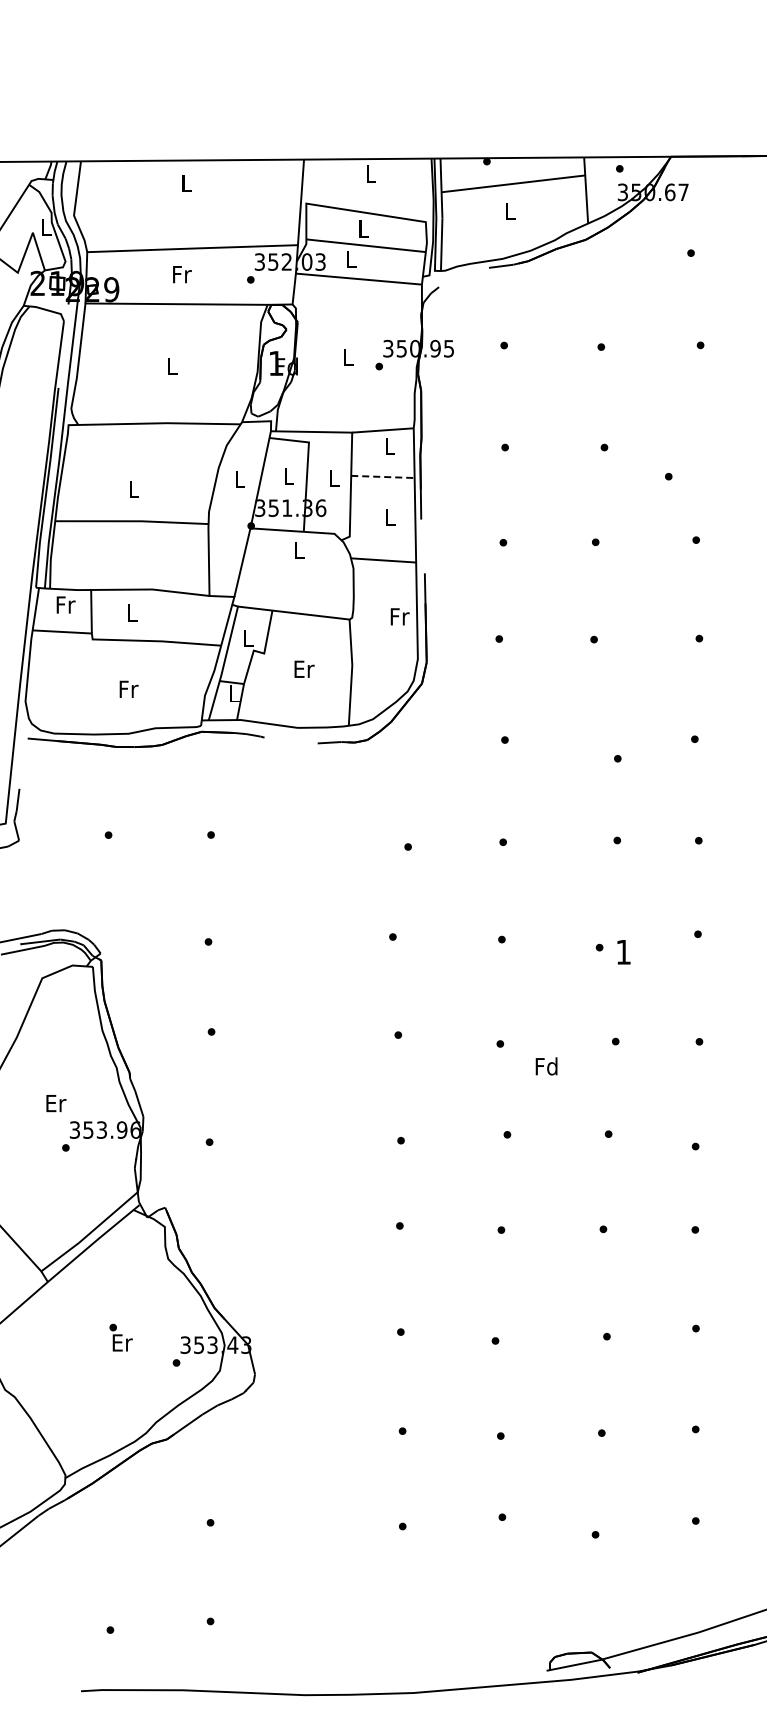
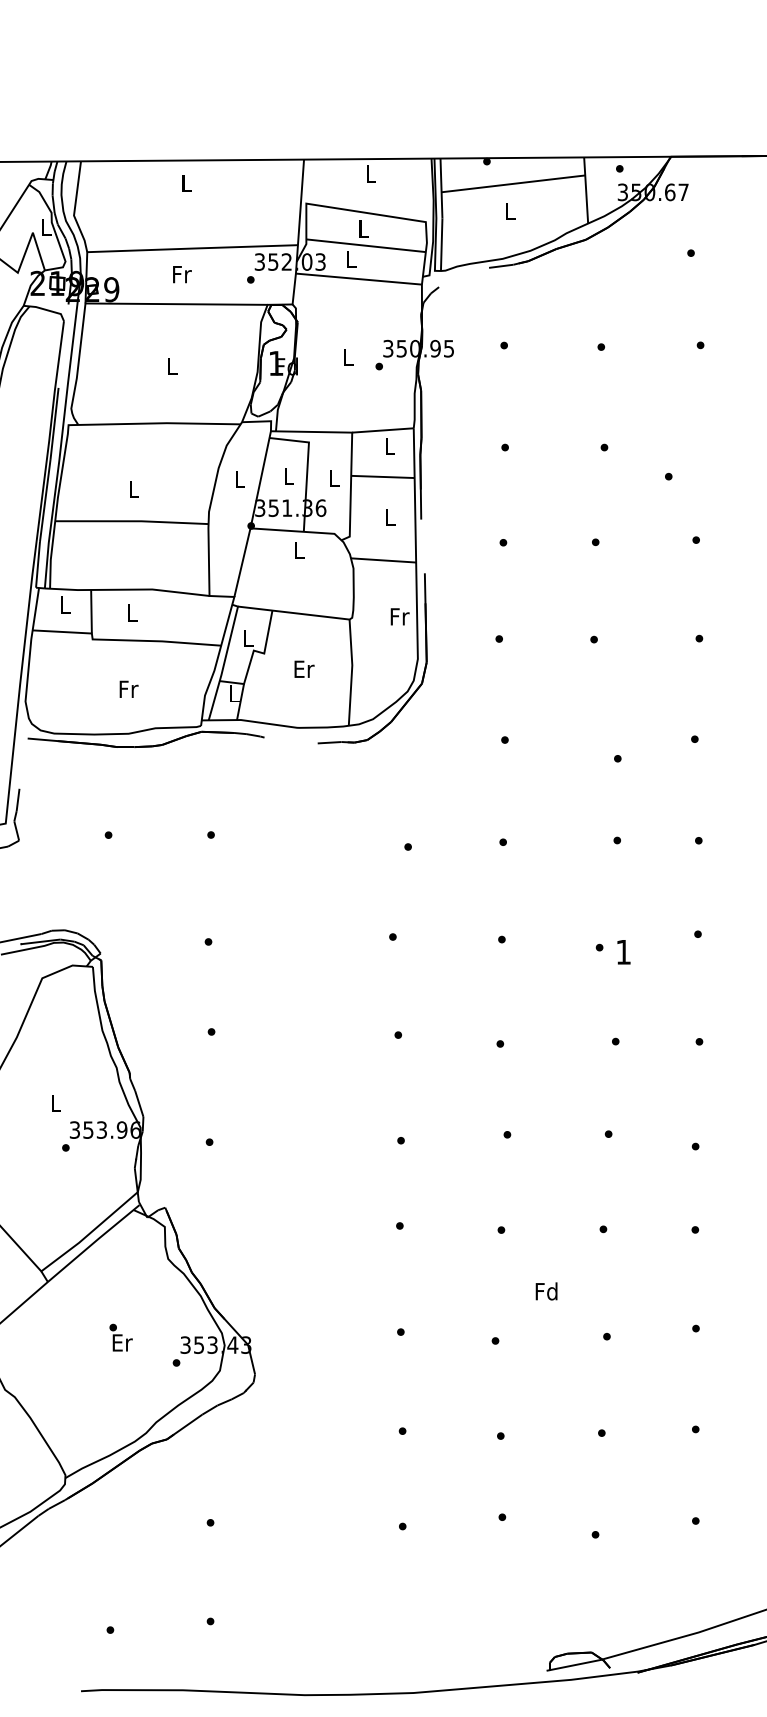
line: dashed -> solid (382, 476)
text: Fr -> L (65, 604)
text position: (546, 1066) -> (546, 1291) (546, 1291)
text: Er -> L (56, 1103)
